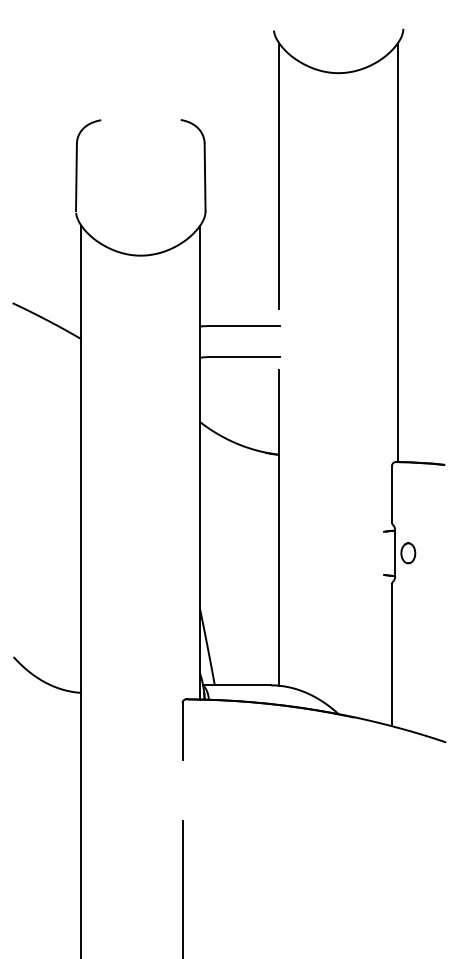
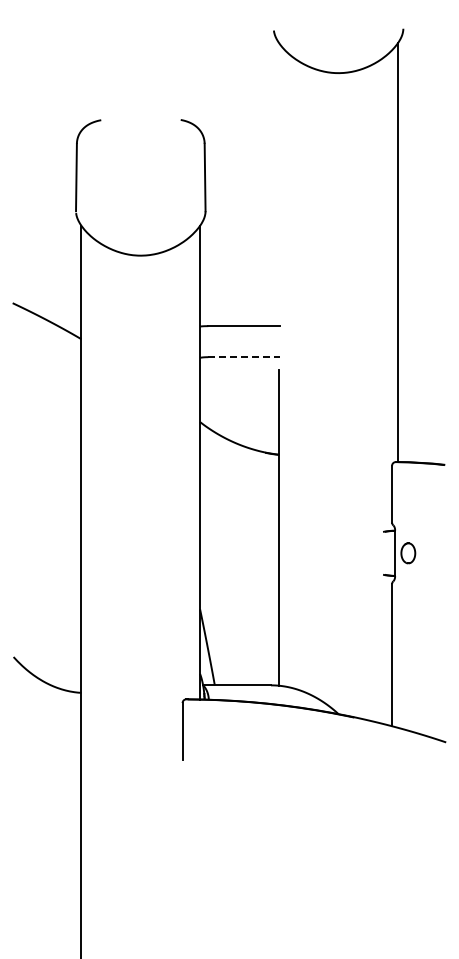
line: present -> none (279, 175)
line: solid -> dashed (243, 357)
line: present -> none (182, 888)
